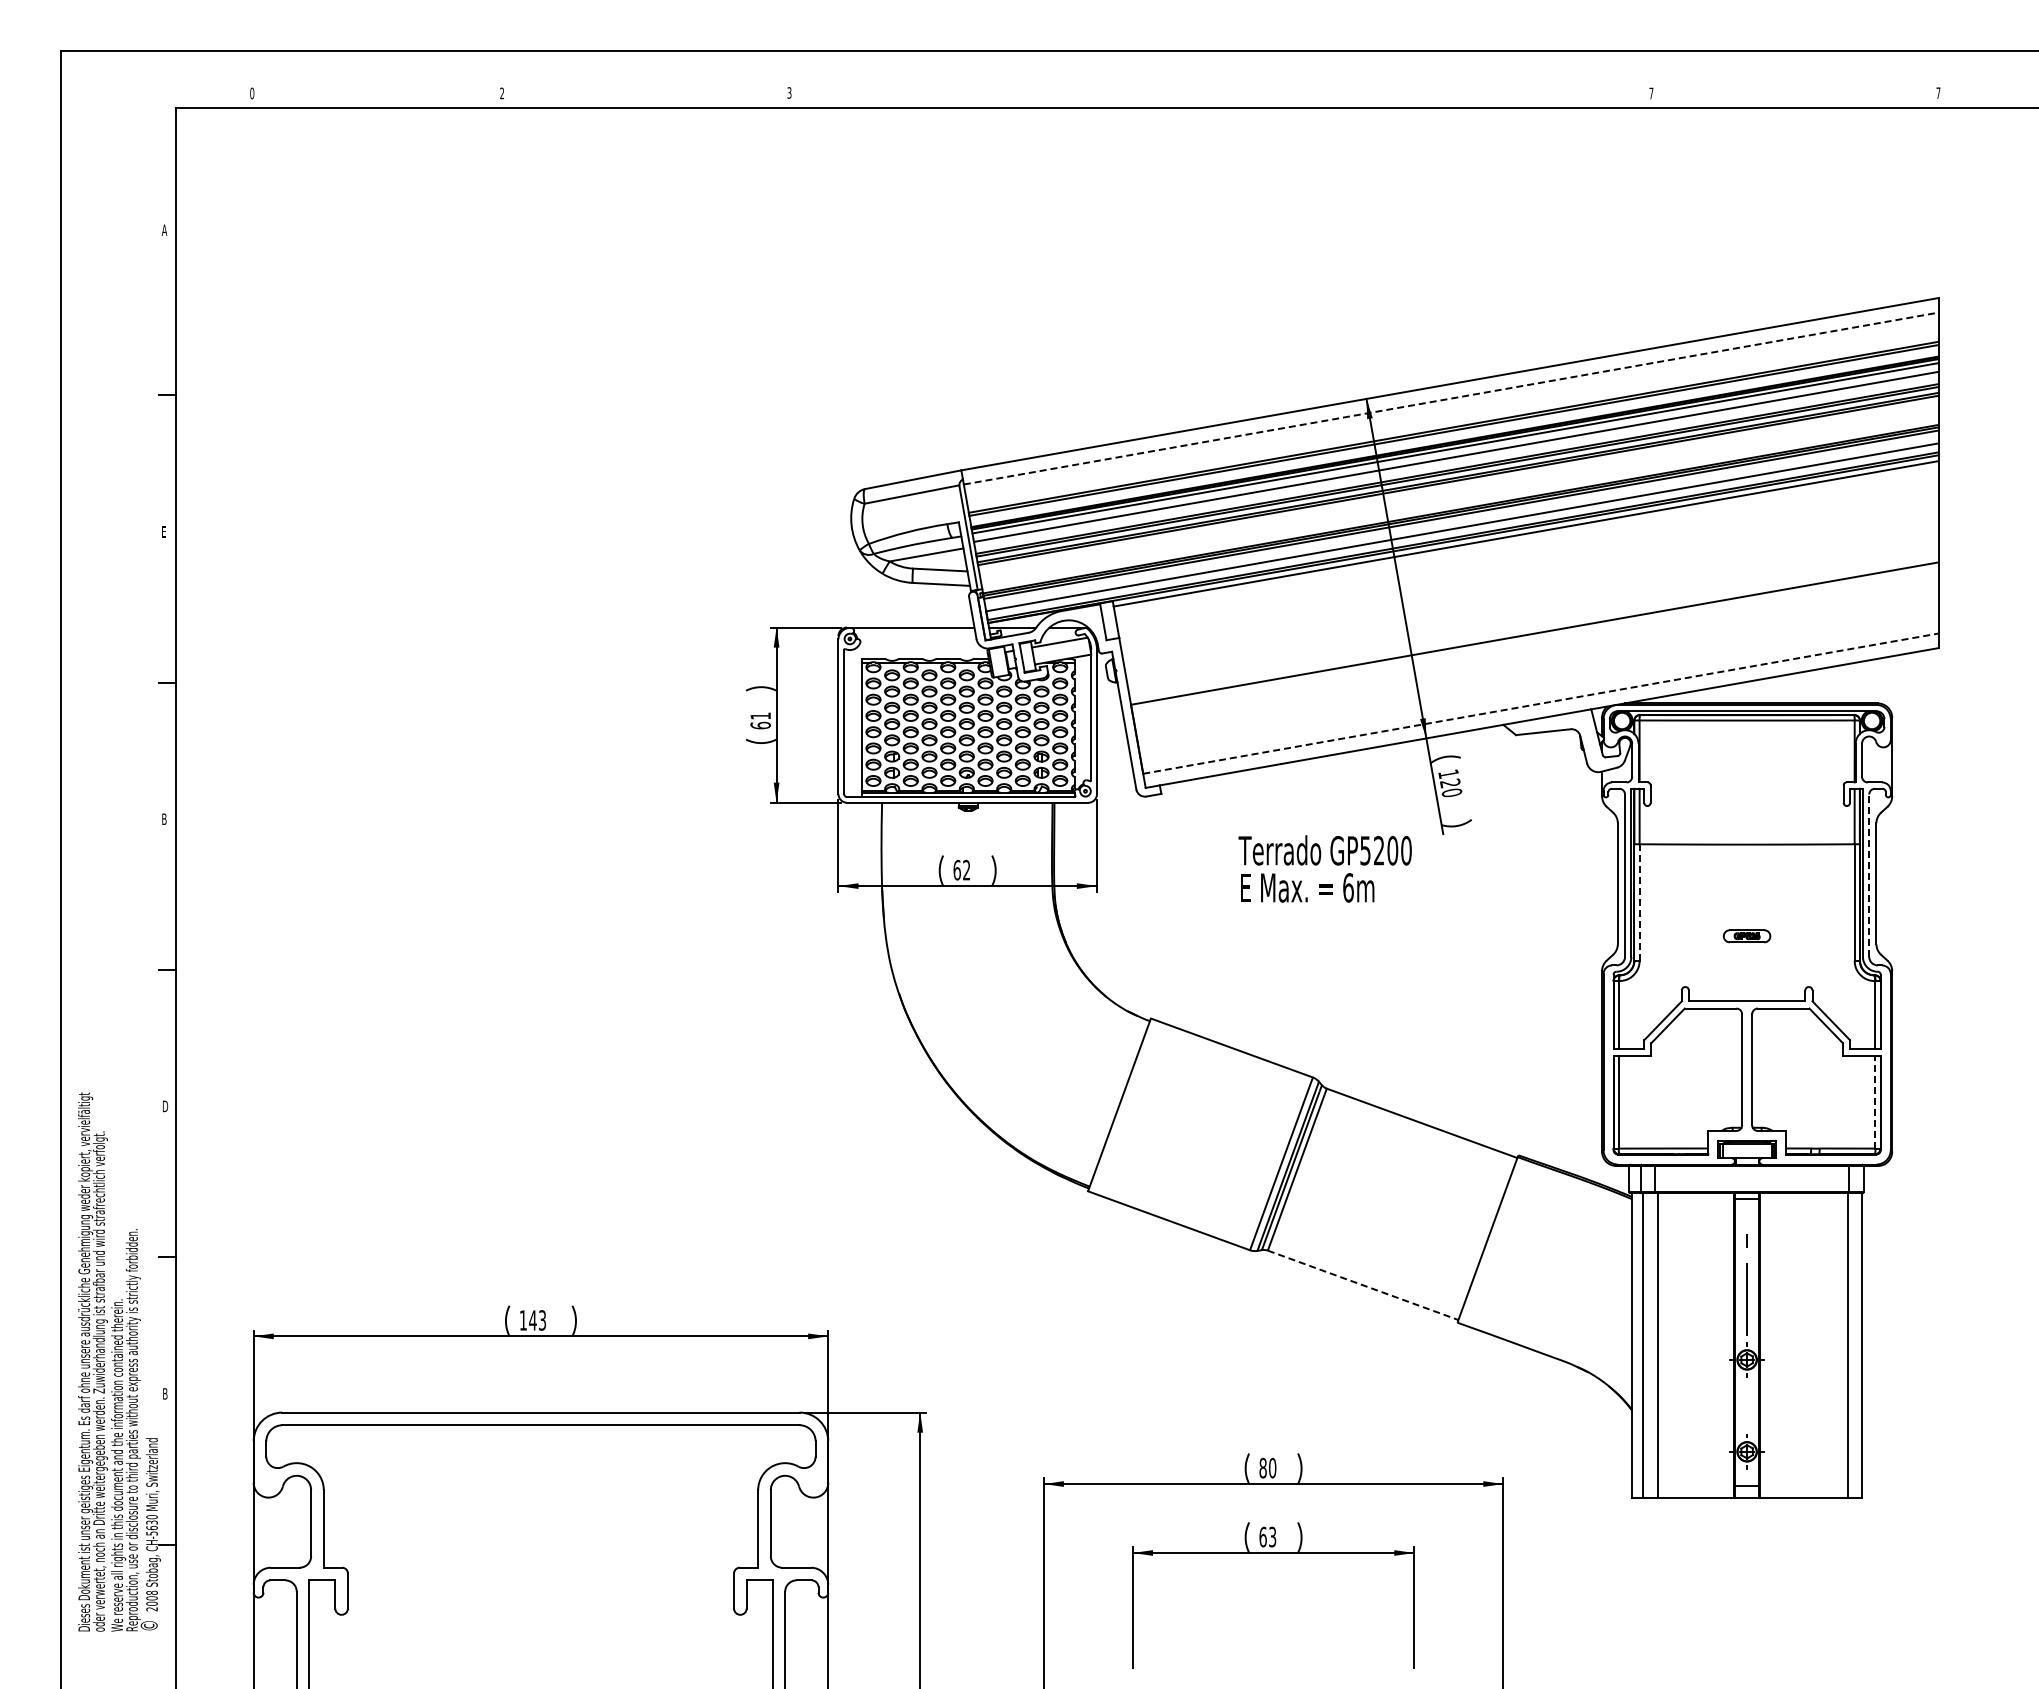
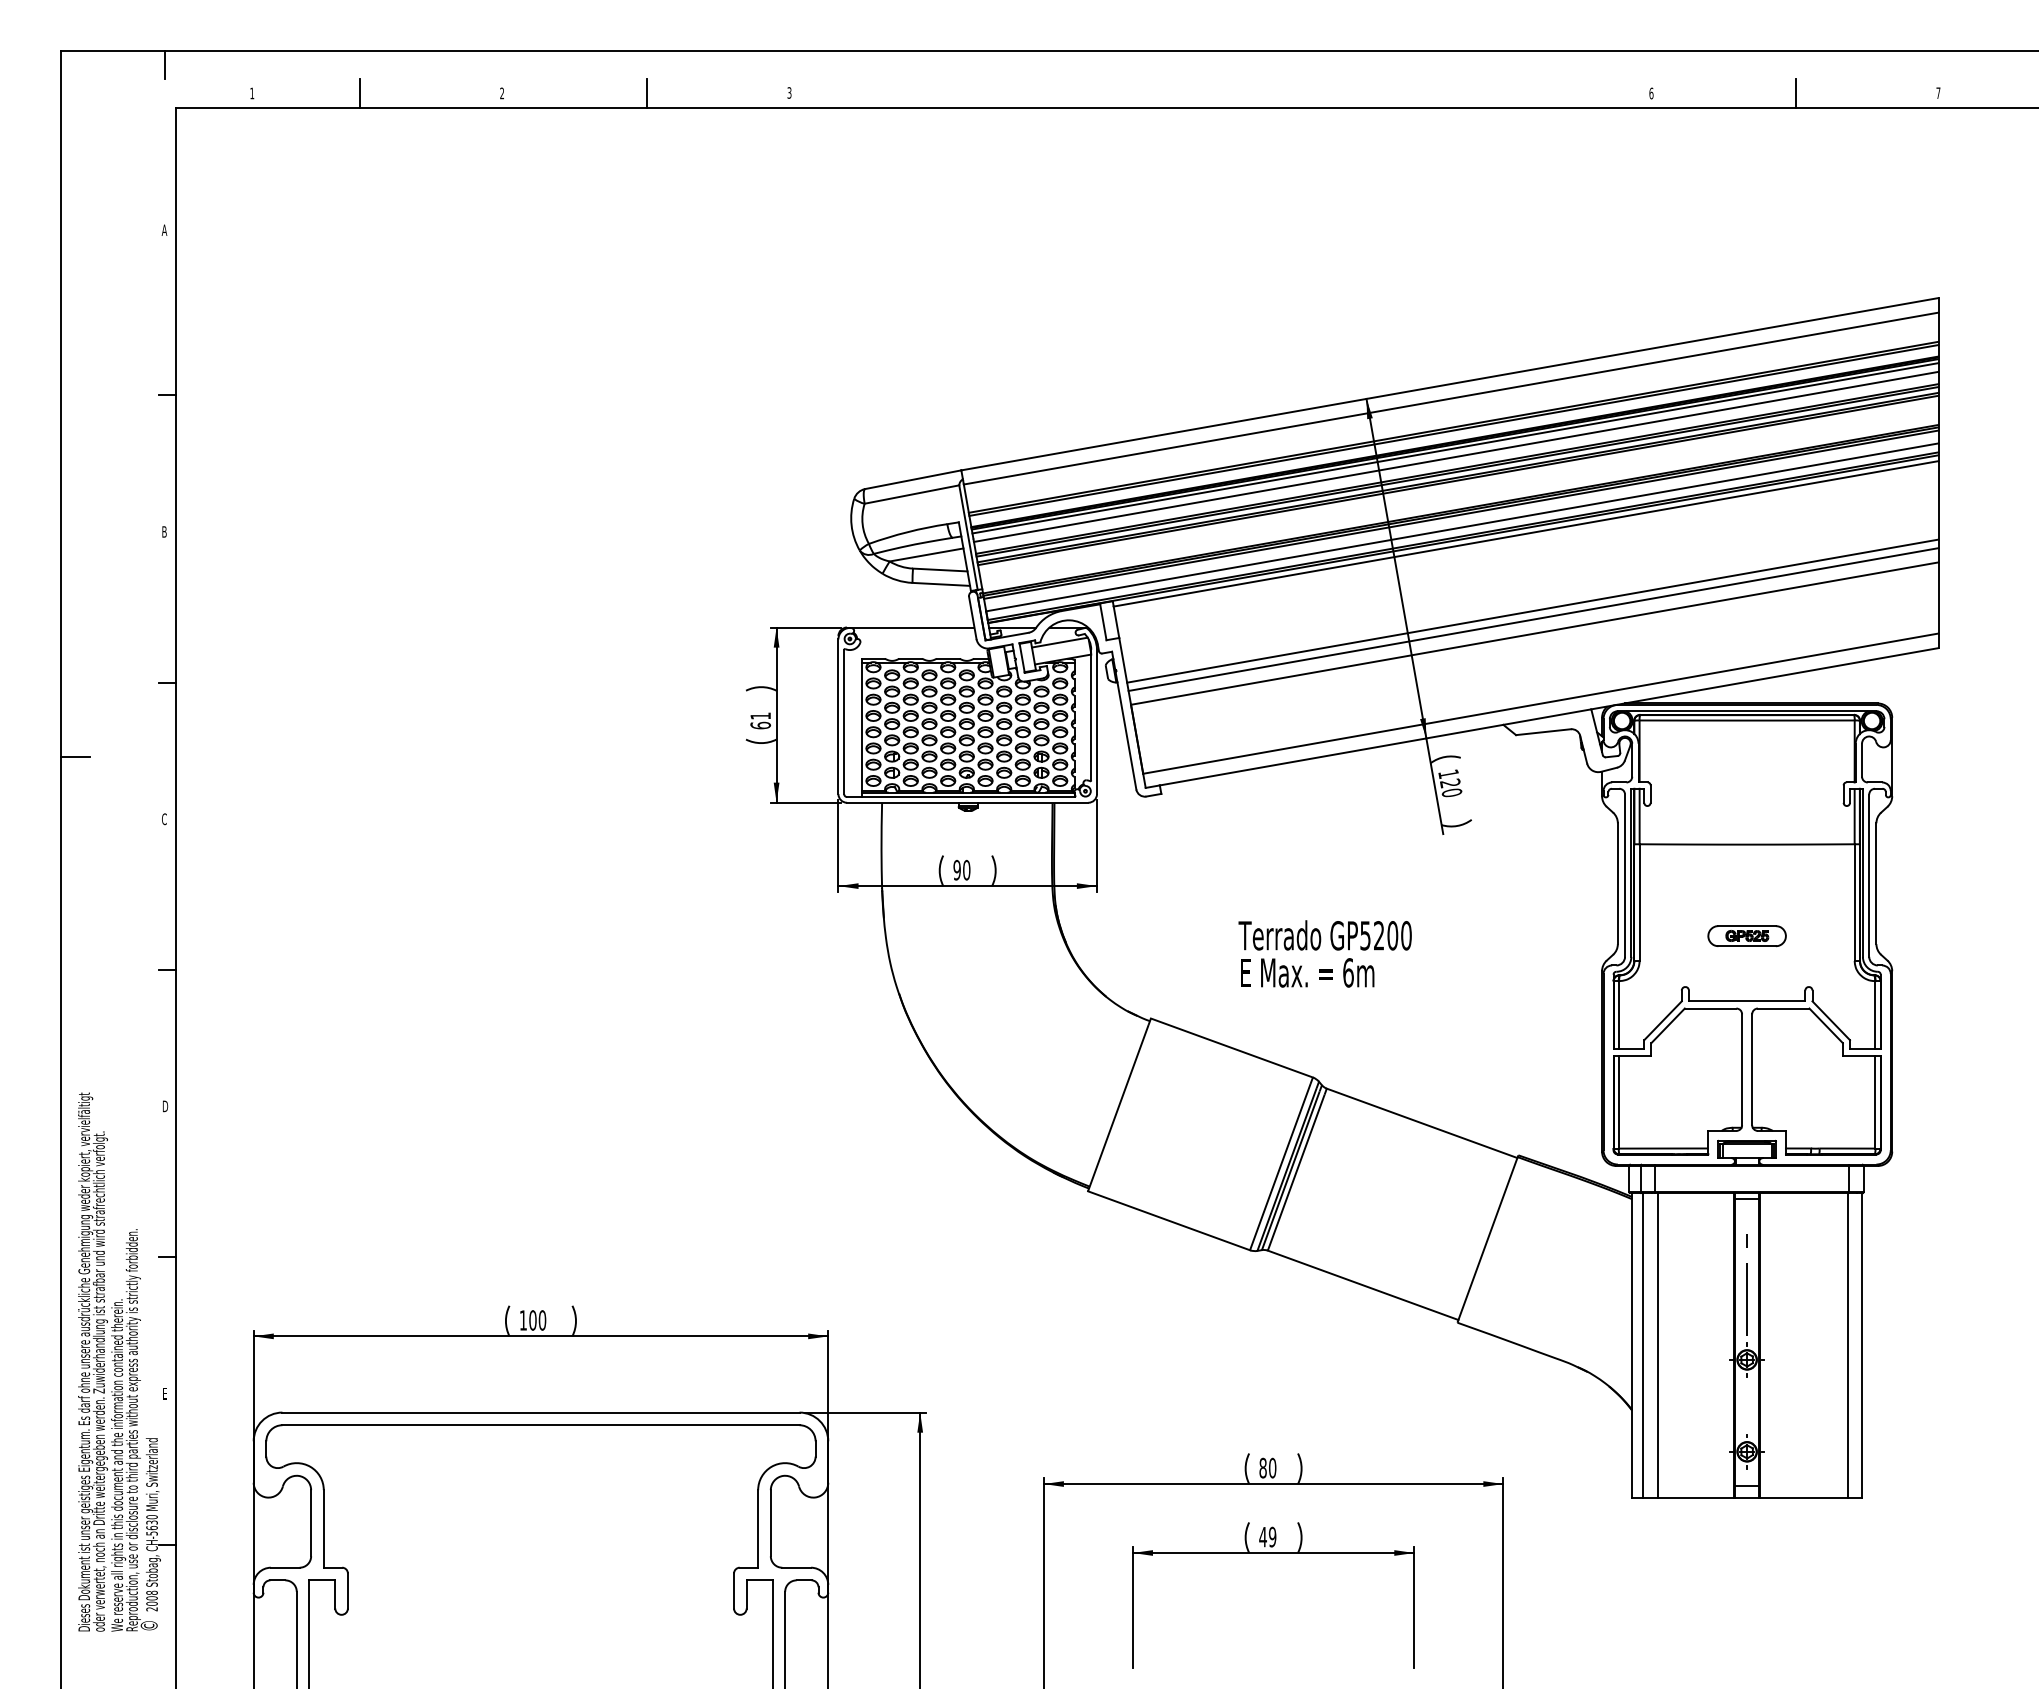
line: none -> present (164, 64)
text: 0 -> 1 (252, 93)
line: none -> present (359, 93)
line: none -> present (647, 93)
text: 7 -> 6 (1651, 93)
line: none -> present (1796, 93)
line: dashed -> solid (1451, 398)
text: E -> B (164, 531)
line: none -> present (1532, 610)
line: none -> present (1533, 619)
line: dashed -> solid (1540, 703)
line: none -> present (75, 757)
text: B -> C (164, 819)
text position: (1324, 868) -> (1324, 953) (1324, 953)
text: 62 -> 90 (961, 869)
line: dashed -> solid (1869, 875)
line: dashed -> solid (1639, 903)
part size: 50x15 px -> 80x23 px (1746, 936)
line: dashed -> solid (1875, 1101)
line: dashed -> solid (1363, 1285)
text: 143 -> 100 (537, 1320)
text: B -> E (165, 1393)
text: 63 -> 49 (1267, 1536)
